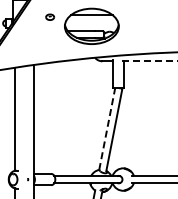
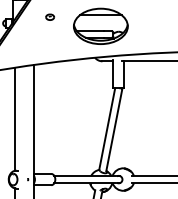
part position: (91, 25) -> (100, 25) (100, 25)
line: dashed -> solid (149, 61)
line: dashed -> solid (107, 129)
